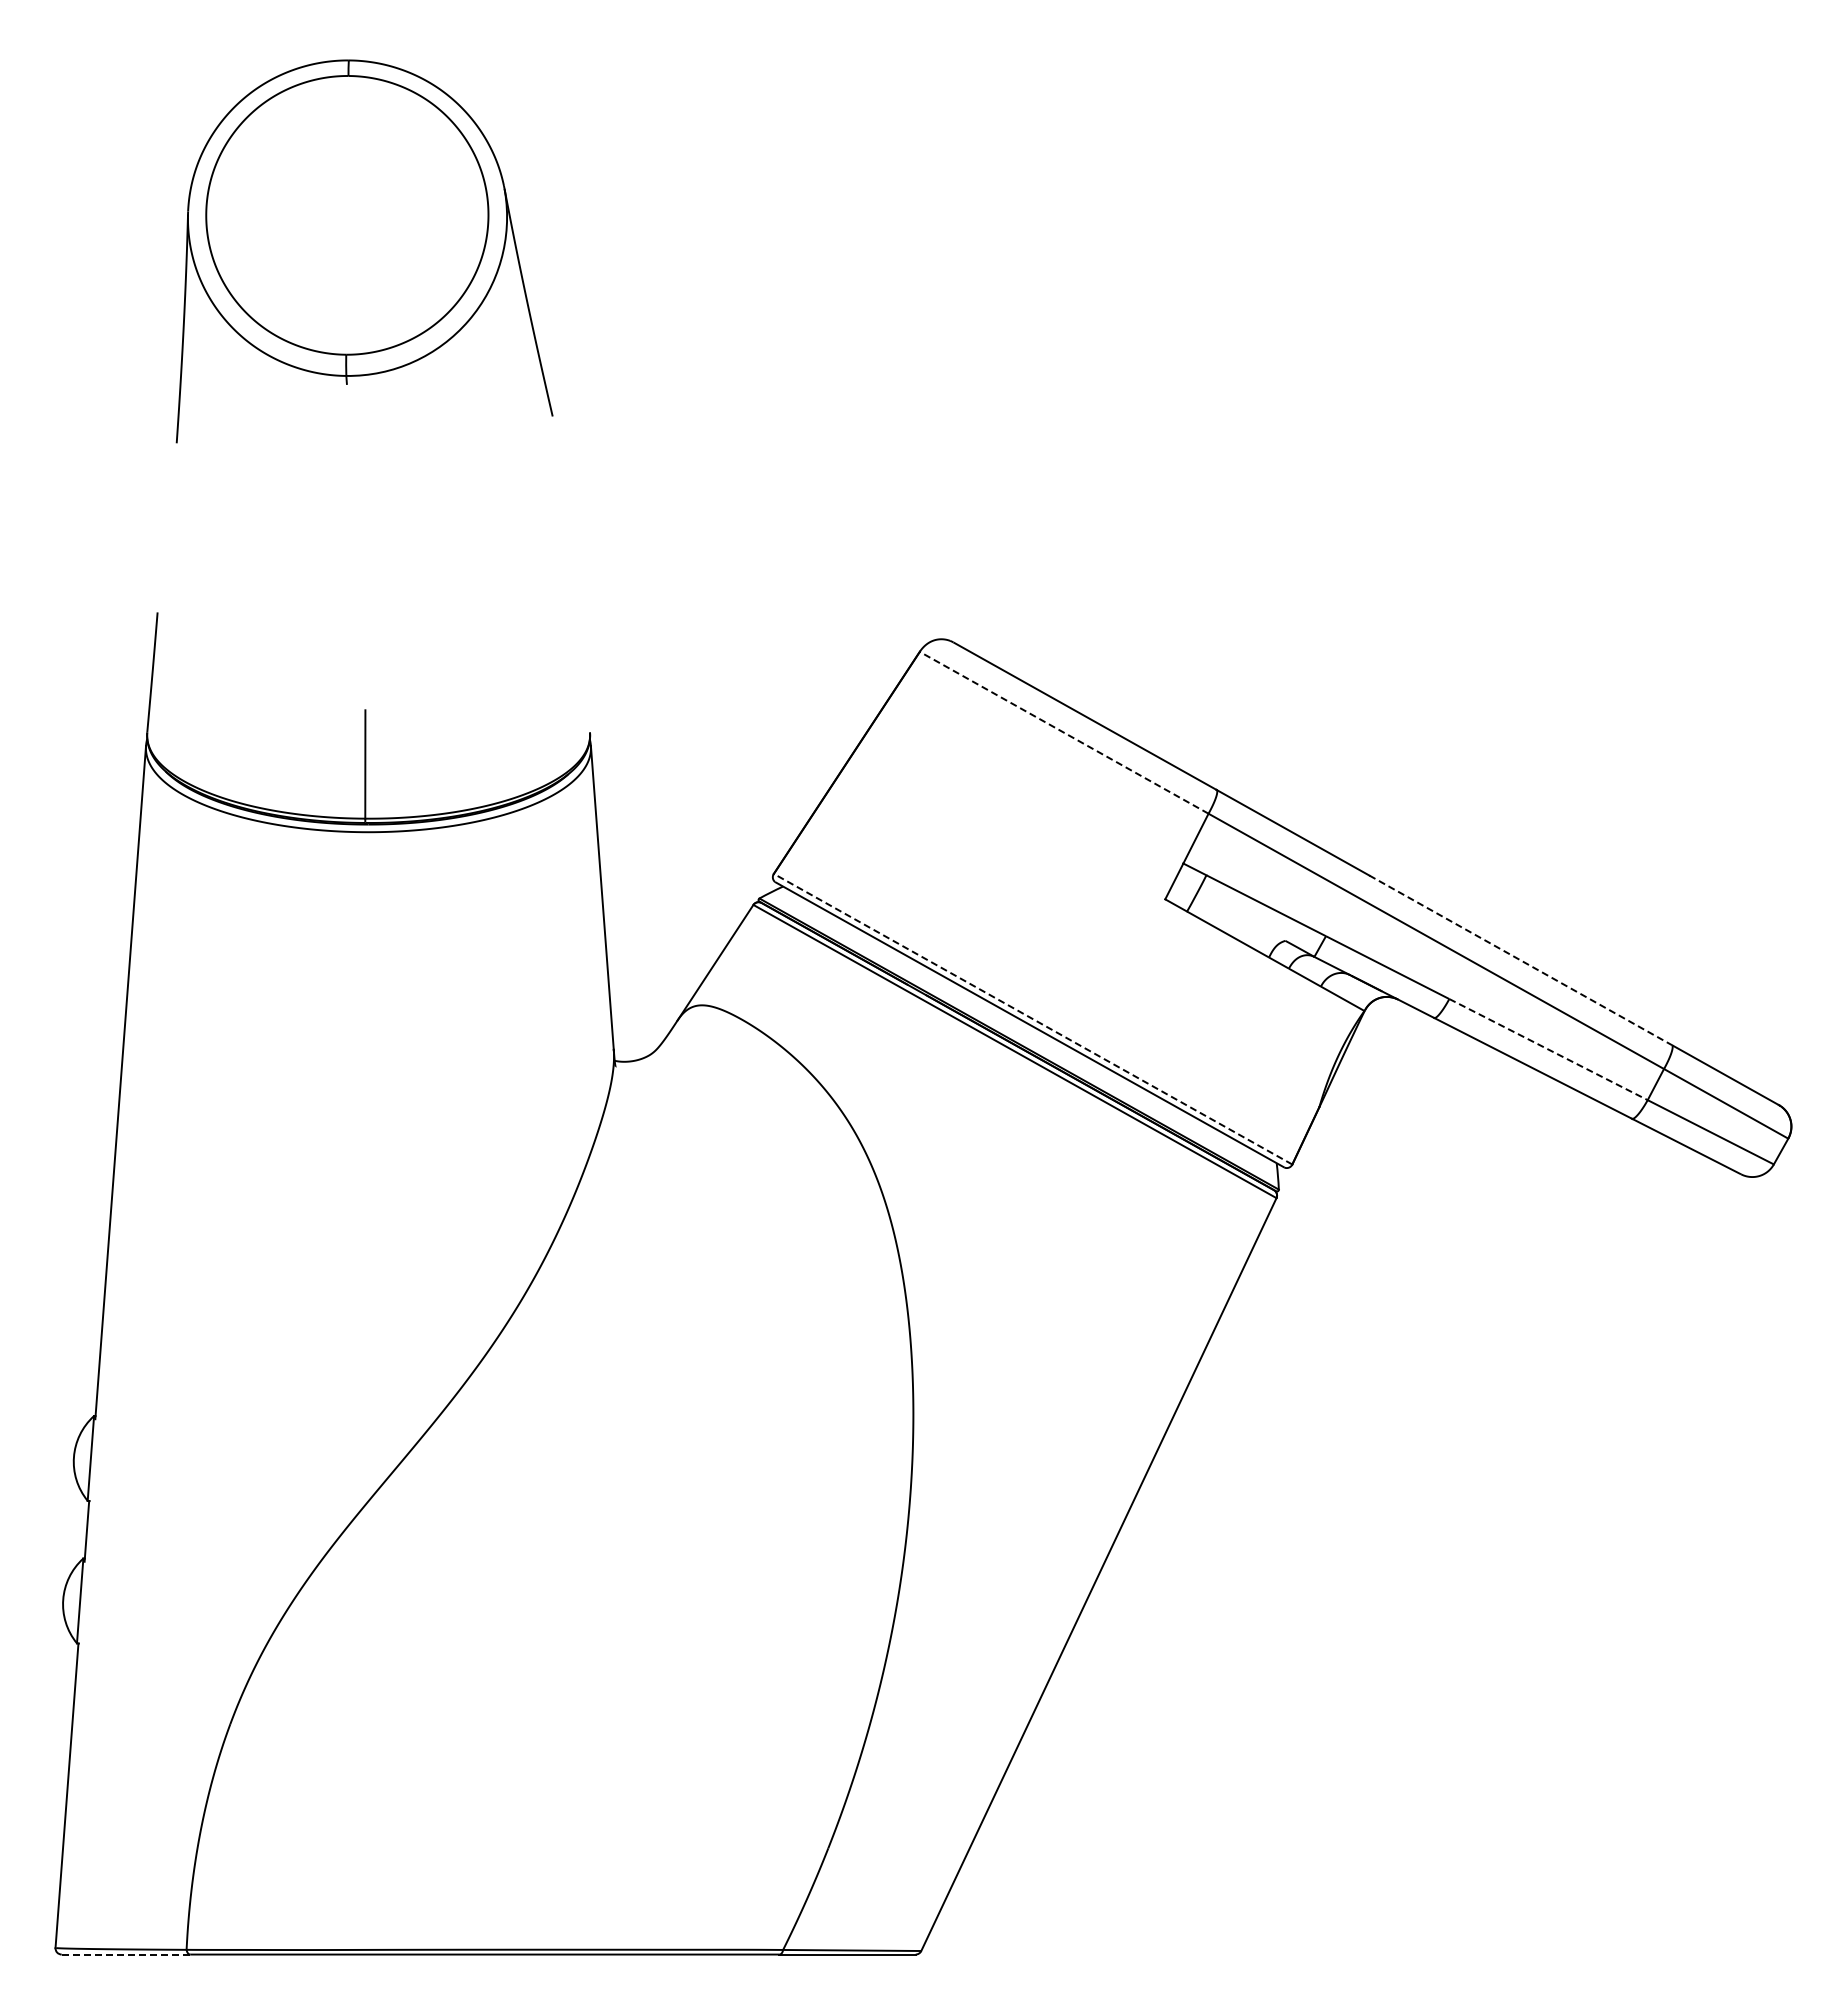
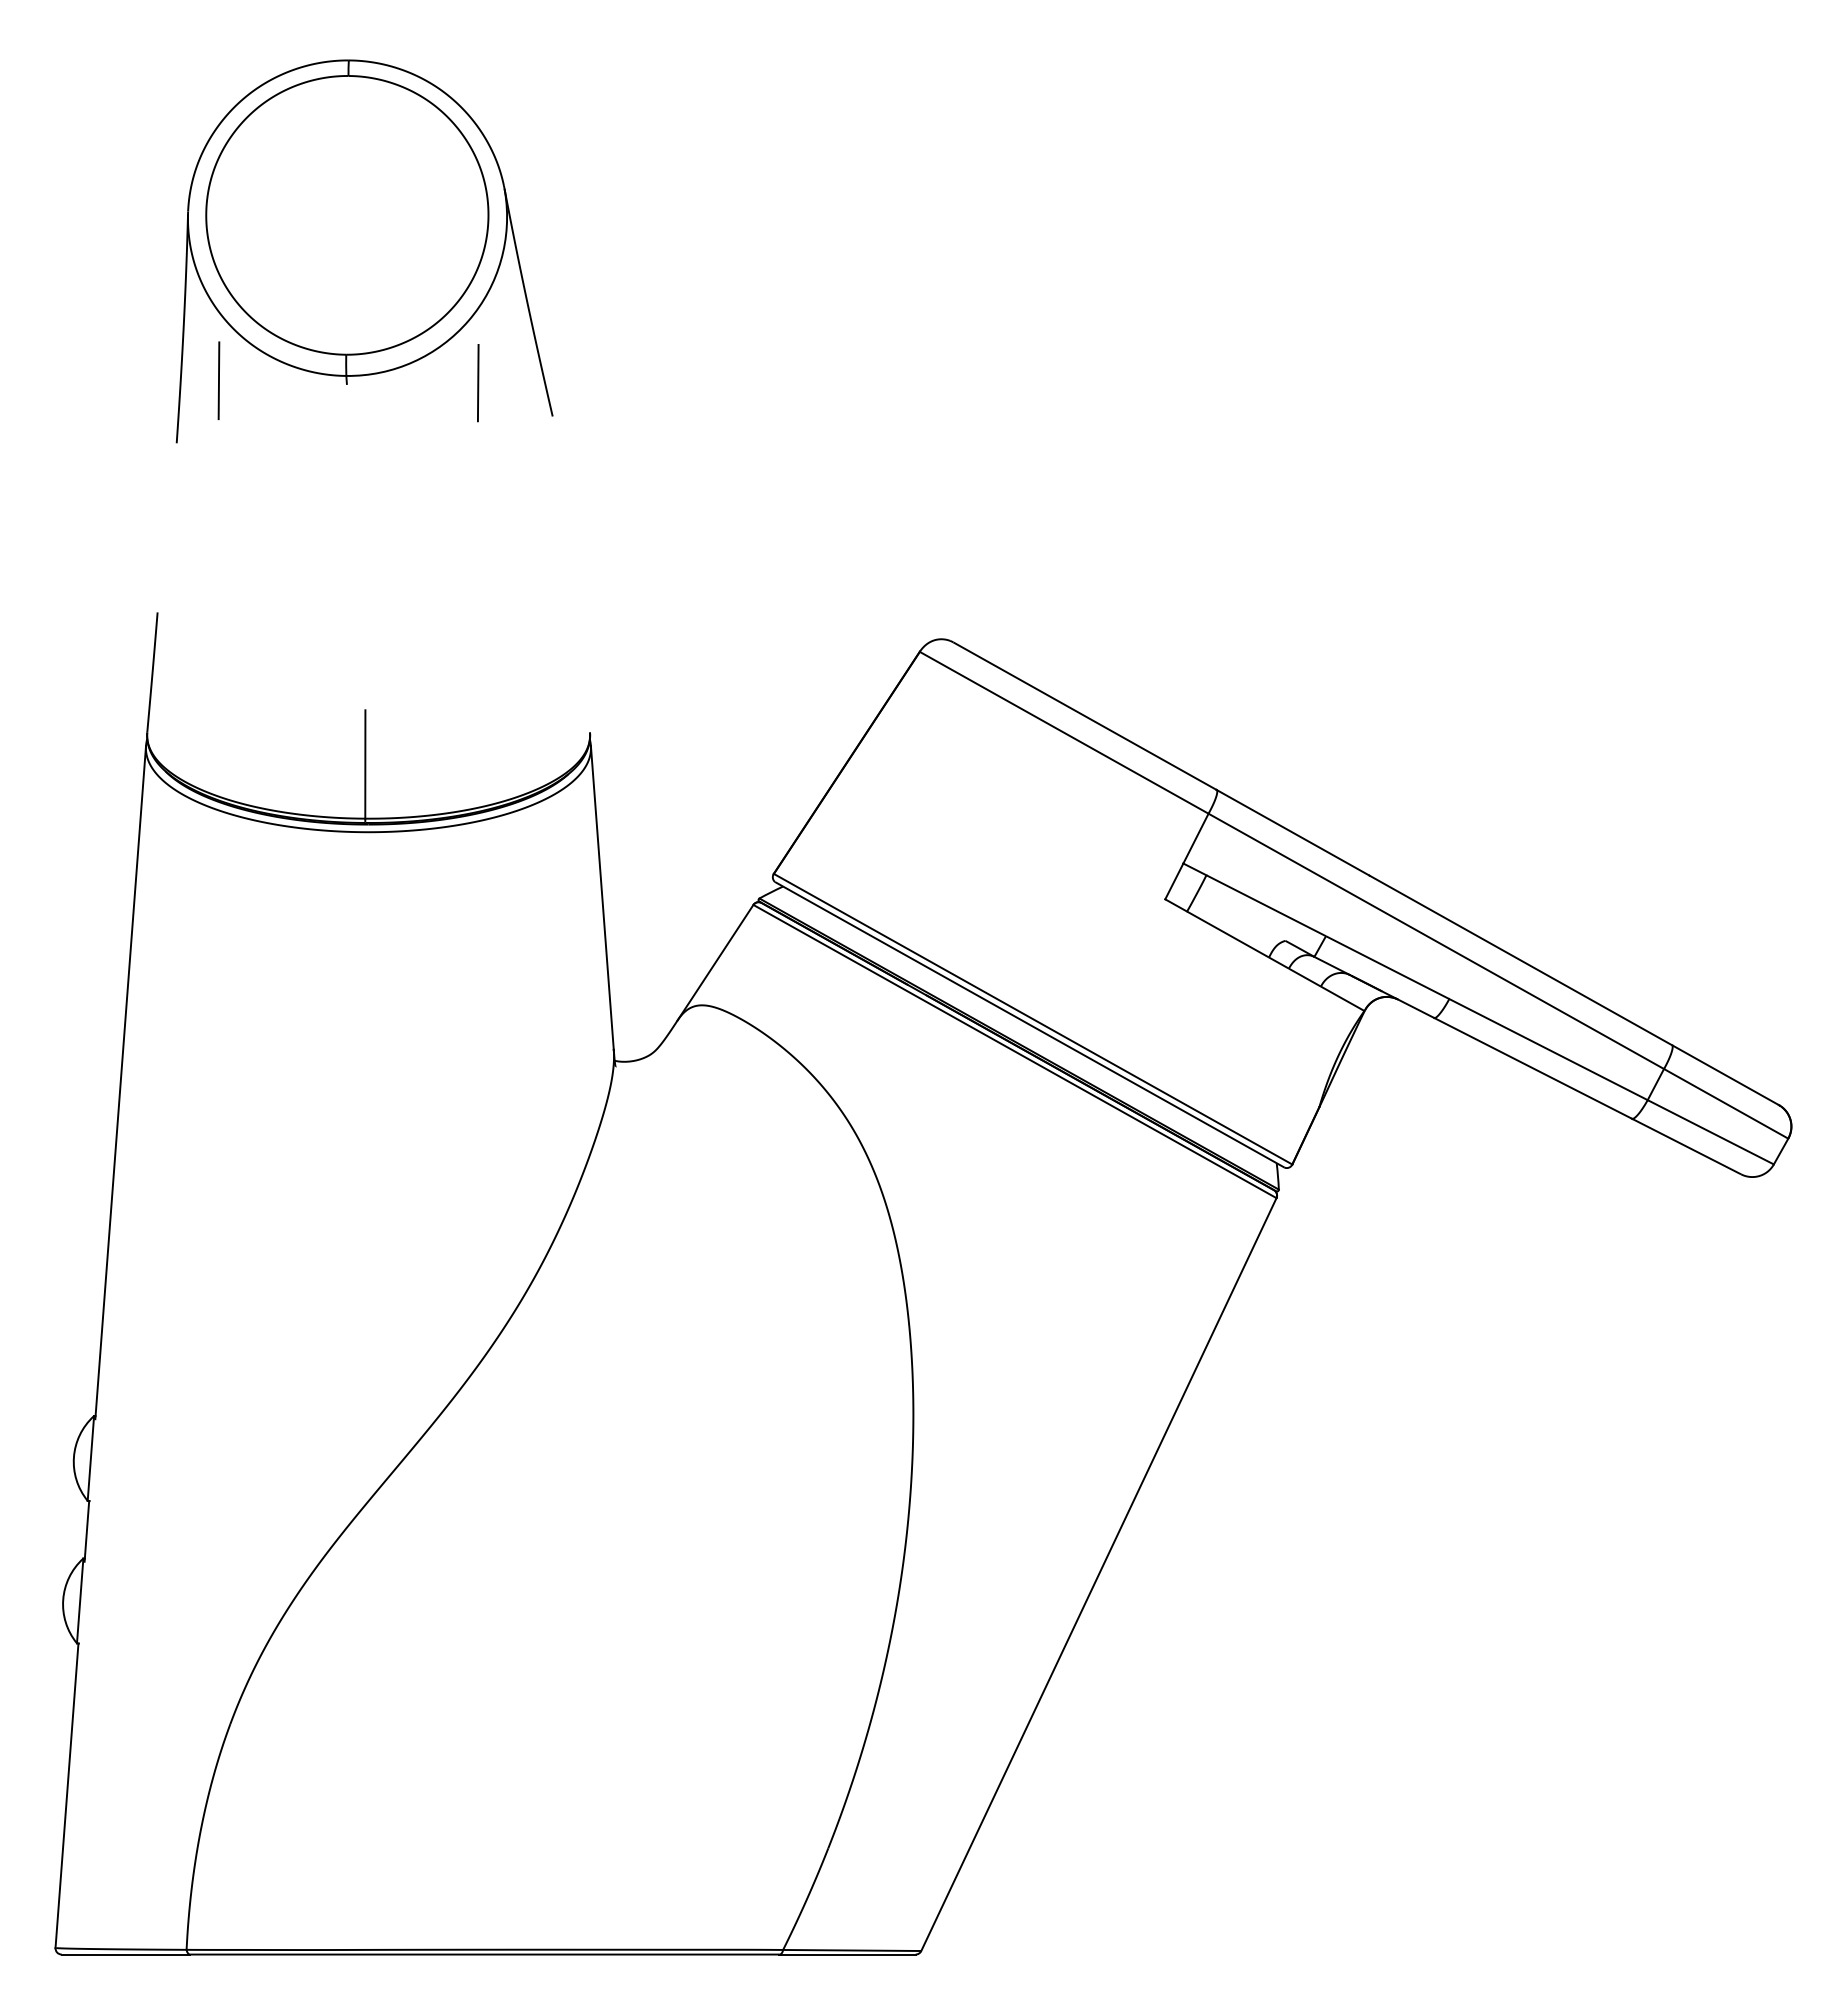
line: none -> present (218, 380)
line: none -> present (478, 383)
line: dashed -> solid (1063, 732)
line: dashed -> solid (1520, 960)
line: dashed -> solid (1032, 1018)
line: dashed -> solid (1548, 1049)
line: dashed -> solid (125, 1954)
